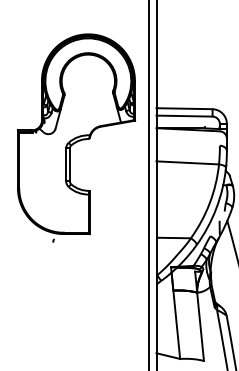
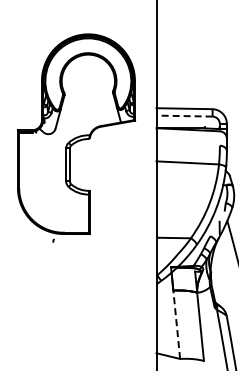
line: solid -> dashed (184, 116)
line: present -> none (149, 184)
line: solid -> dashed (176, 324)
